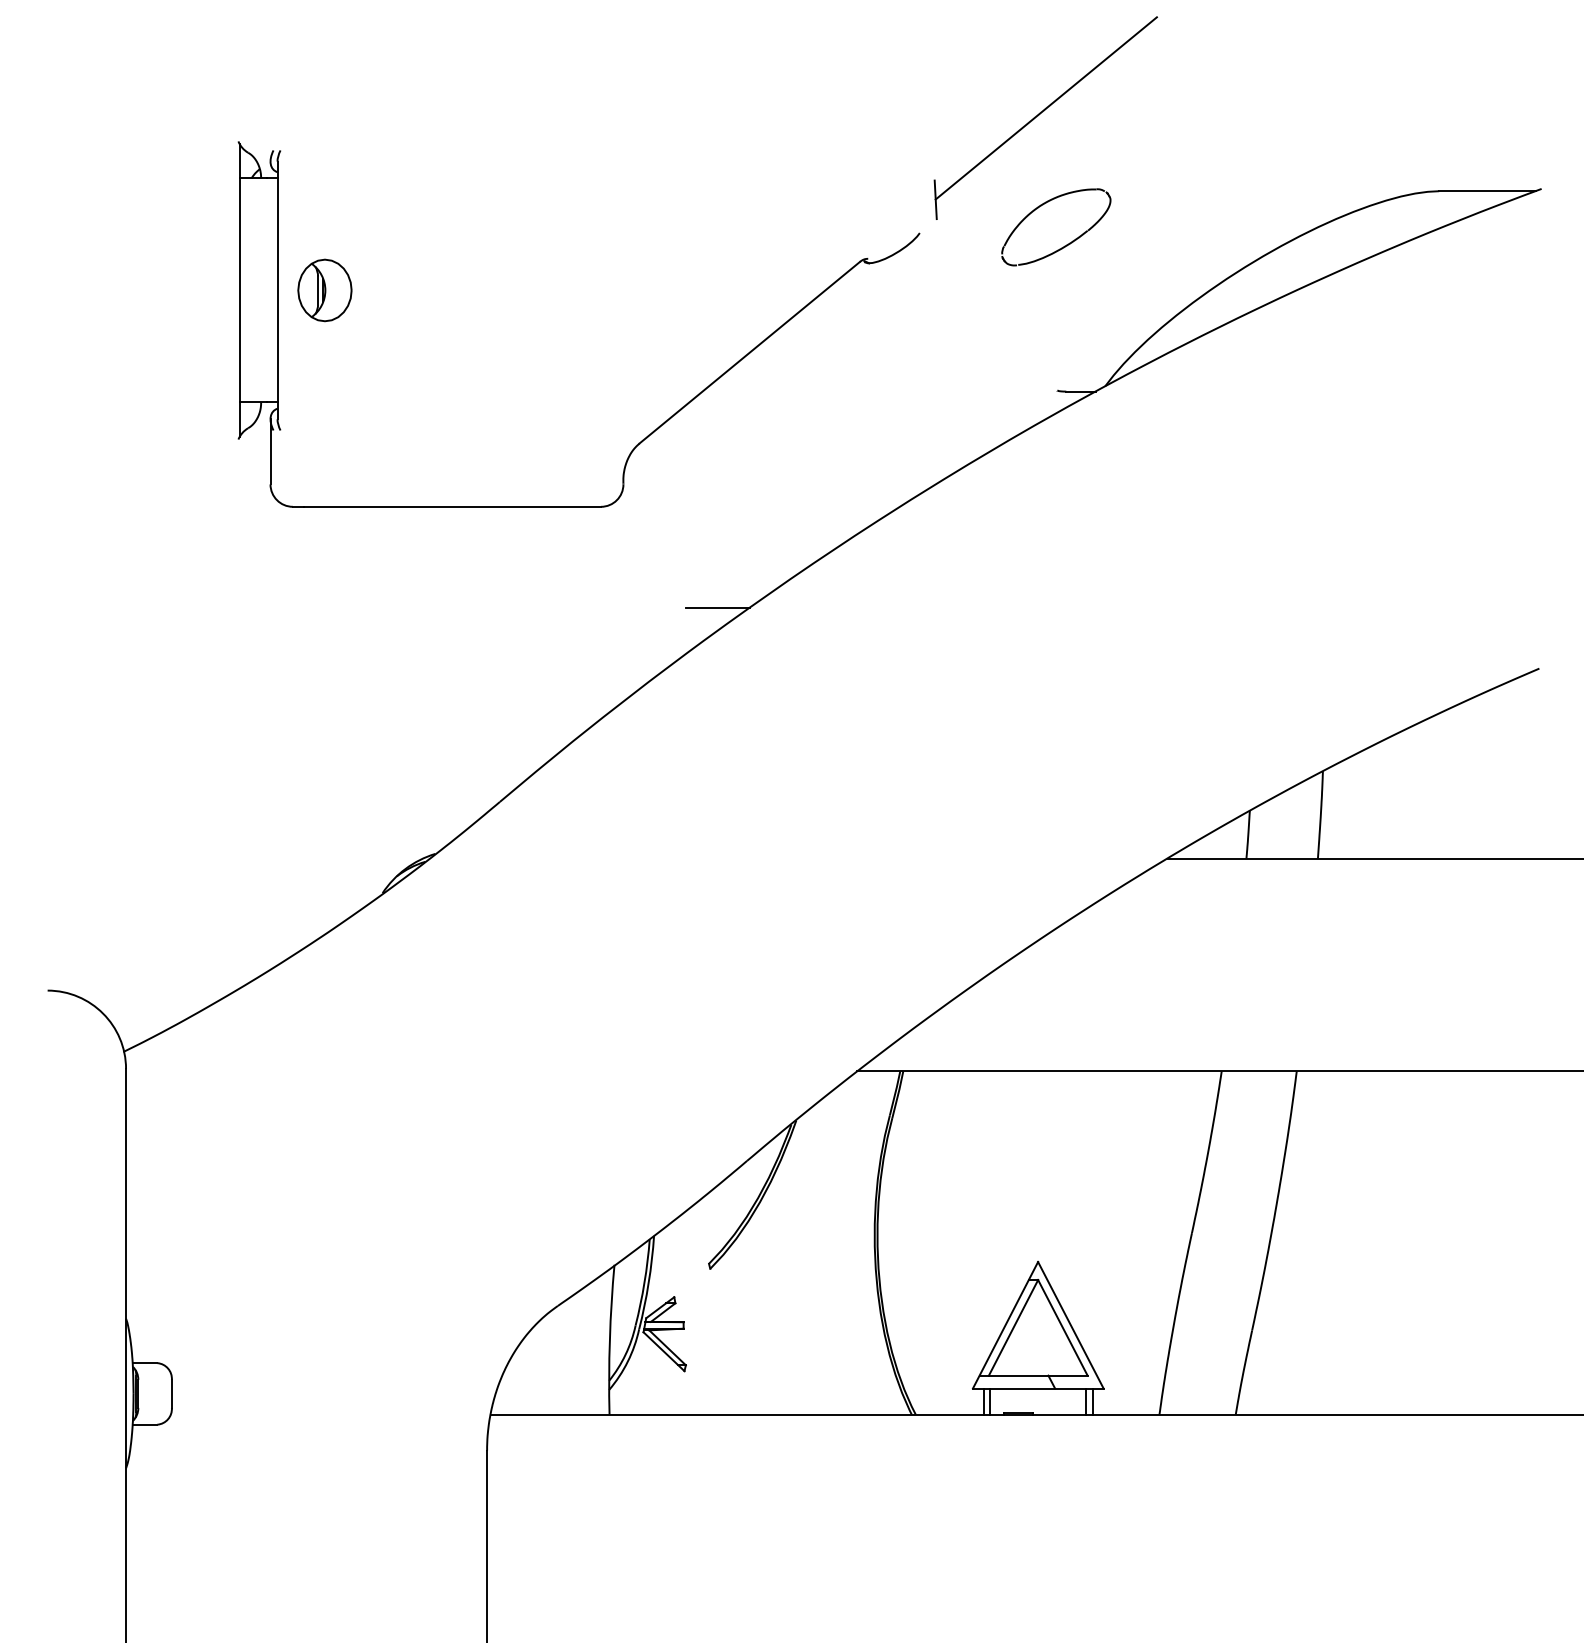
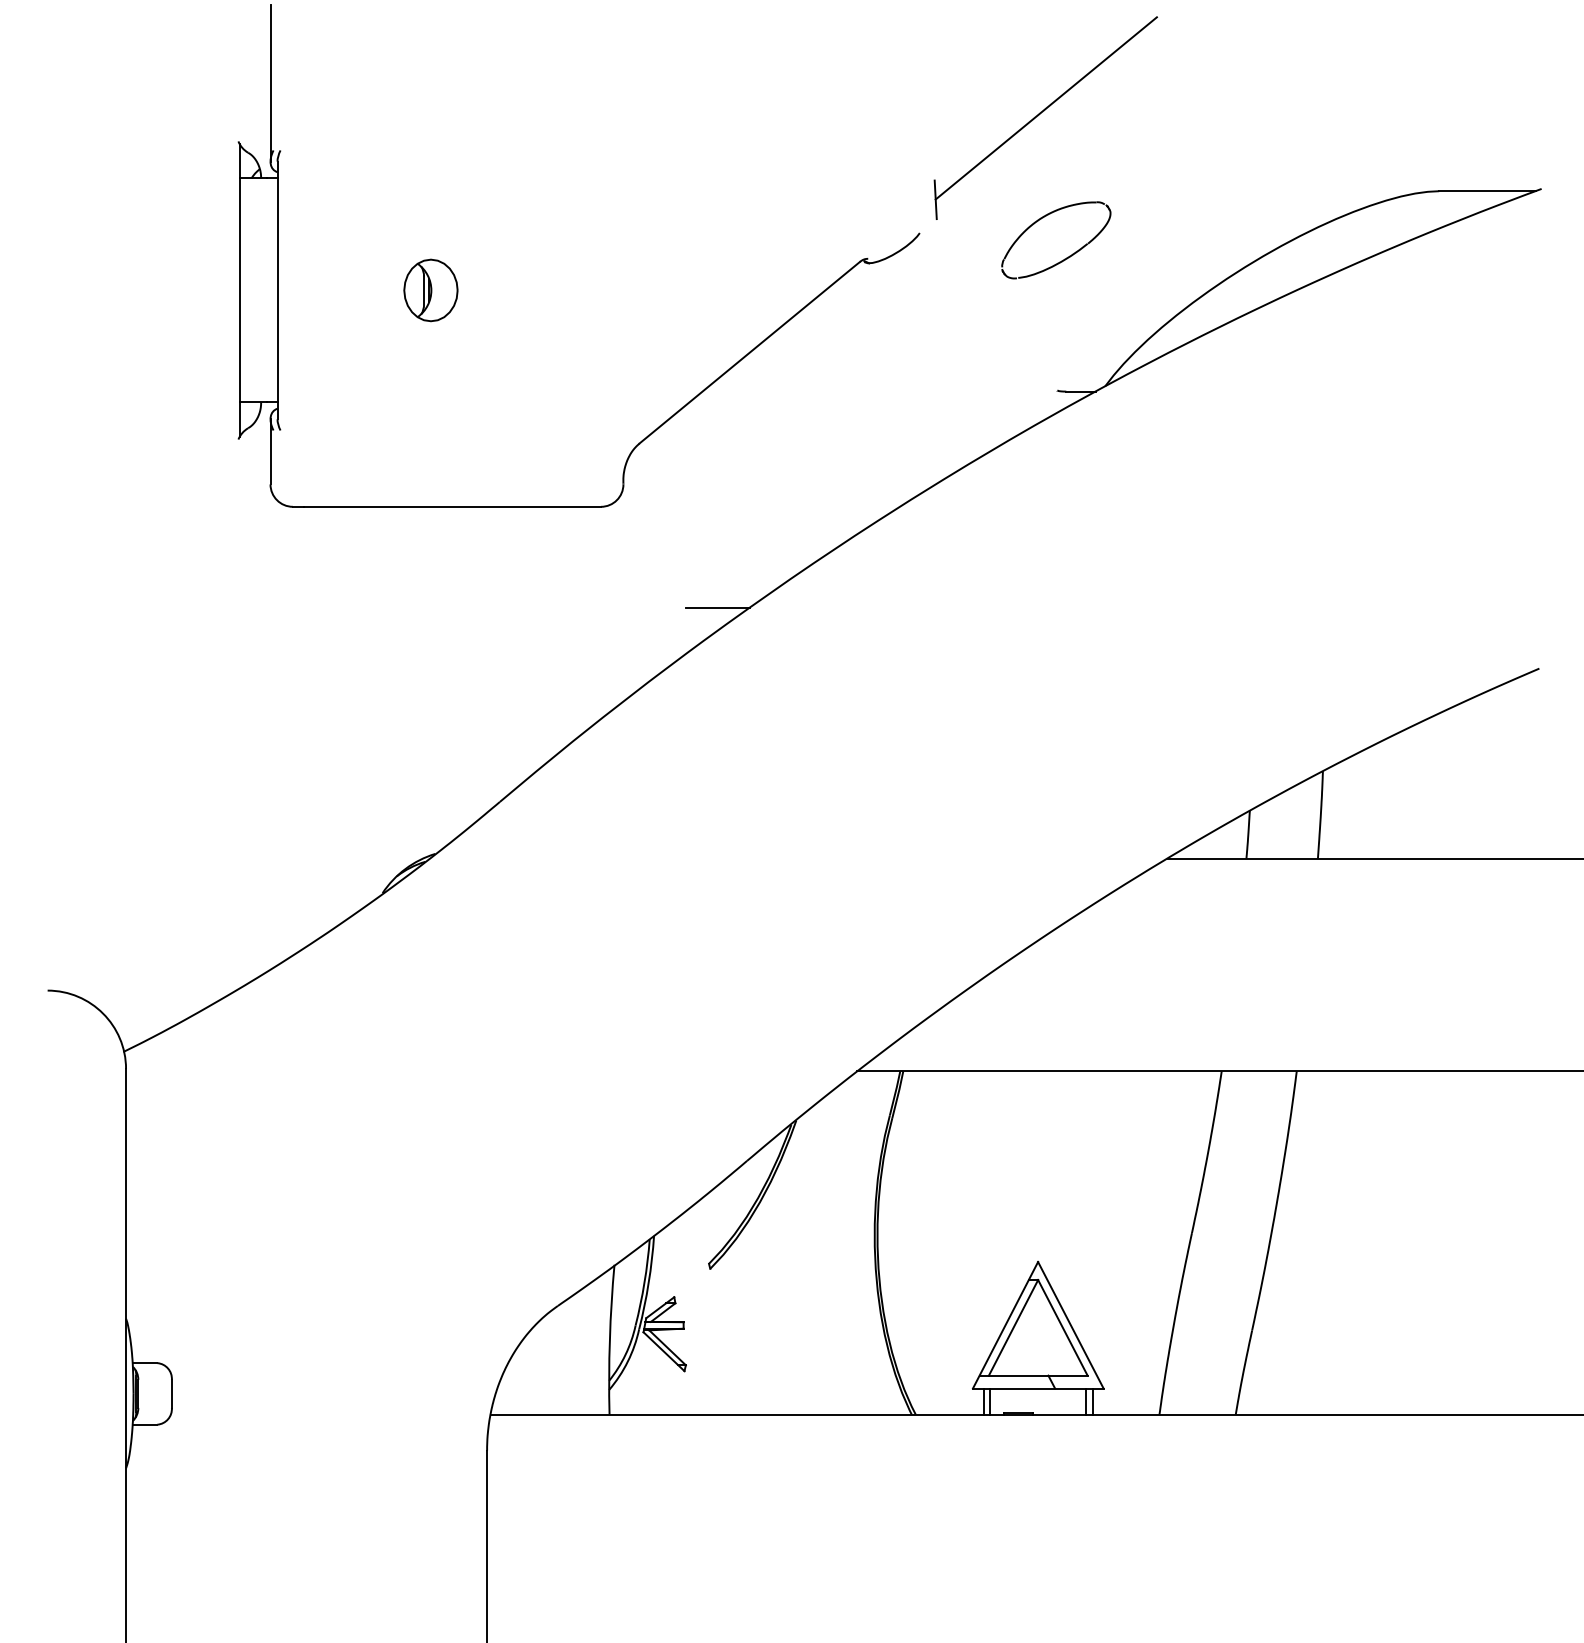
line: none -> present (270, 82)
part position: (1064, 245) -> (1064, 258) (1064, 258)
part position: (324, 290) -> (430, 290) (430, 290)
